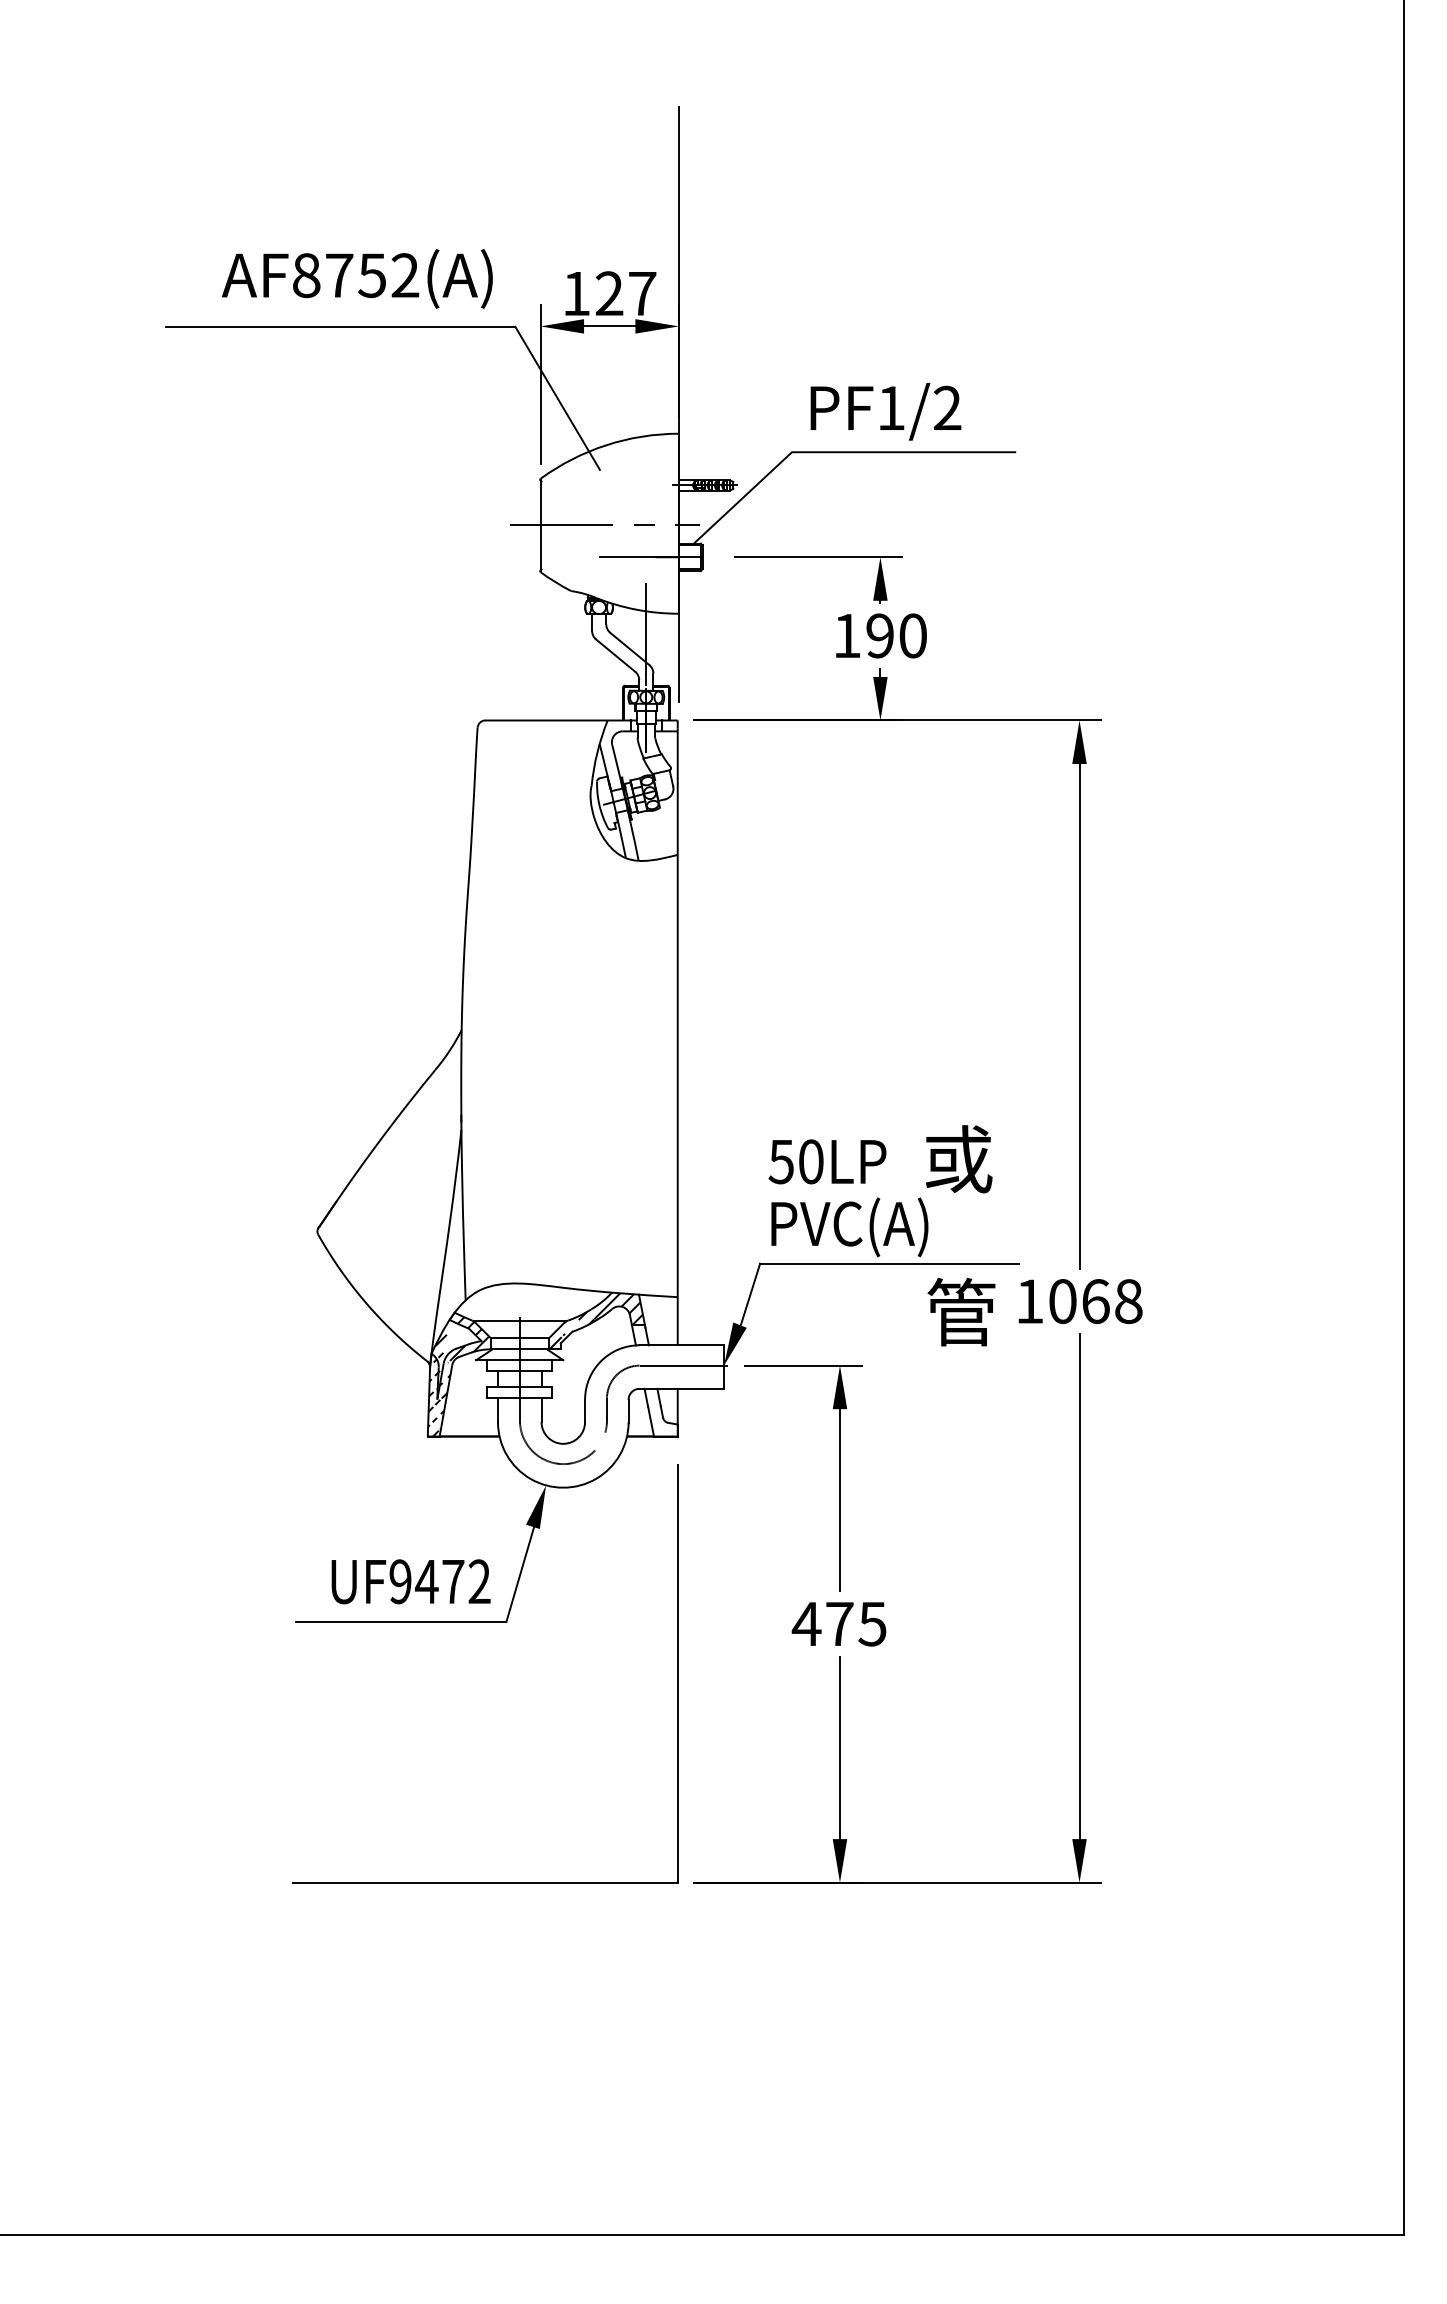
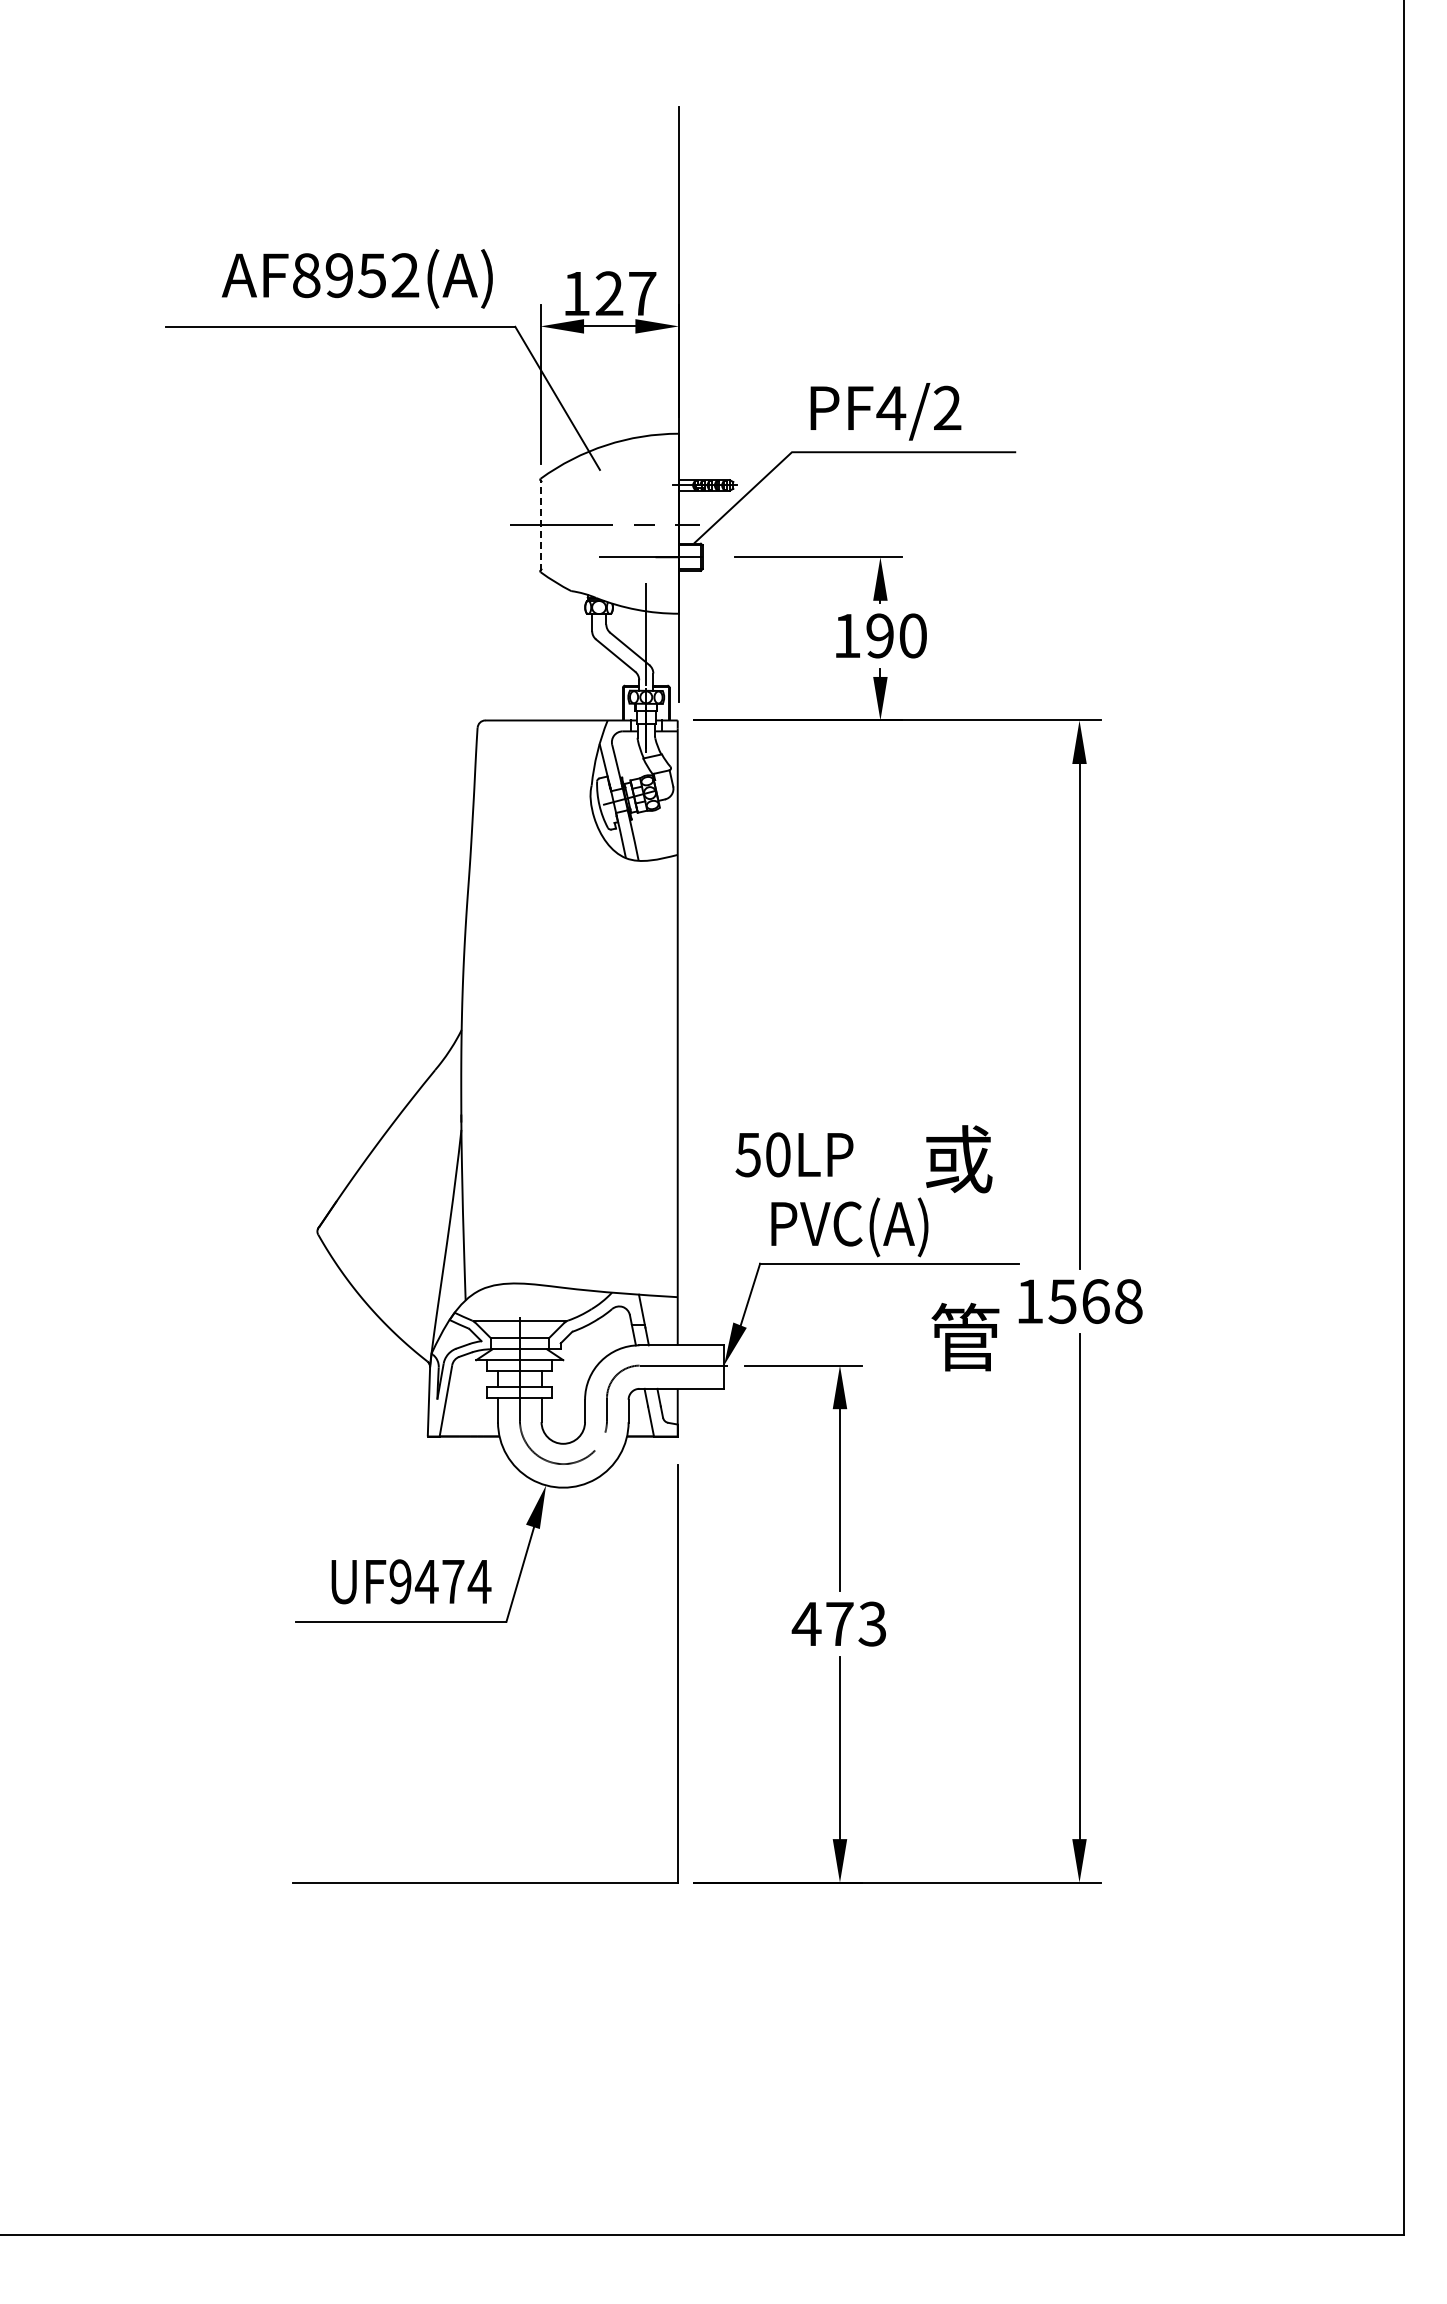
text: AF8752(A) -> AF8952(A) (339, 275)
text: PF1/2 -> PF4/2 (891, 407)
line: solid -> dashed (540, 524)
text position: (827, 1161) -> (794, 1154) (794, 1154)
text: 1068 -> 1568 (1062, 1301)
text position: (961, 1311) -> (965, 1336) (965, 1336)
hatch: present -> none (595, 1321)
hatch: present -> none (459, 1376)
text: UF9472 -> UF9474 (479, 1581)
text: 475 -> 473 (872, 1623)
